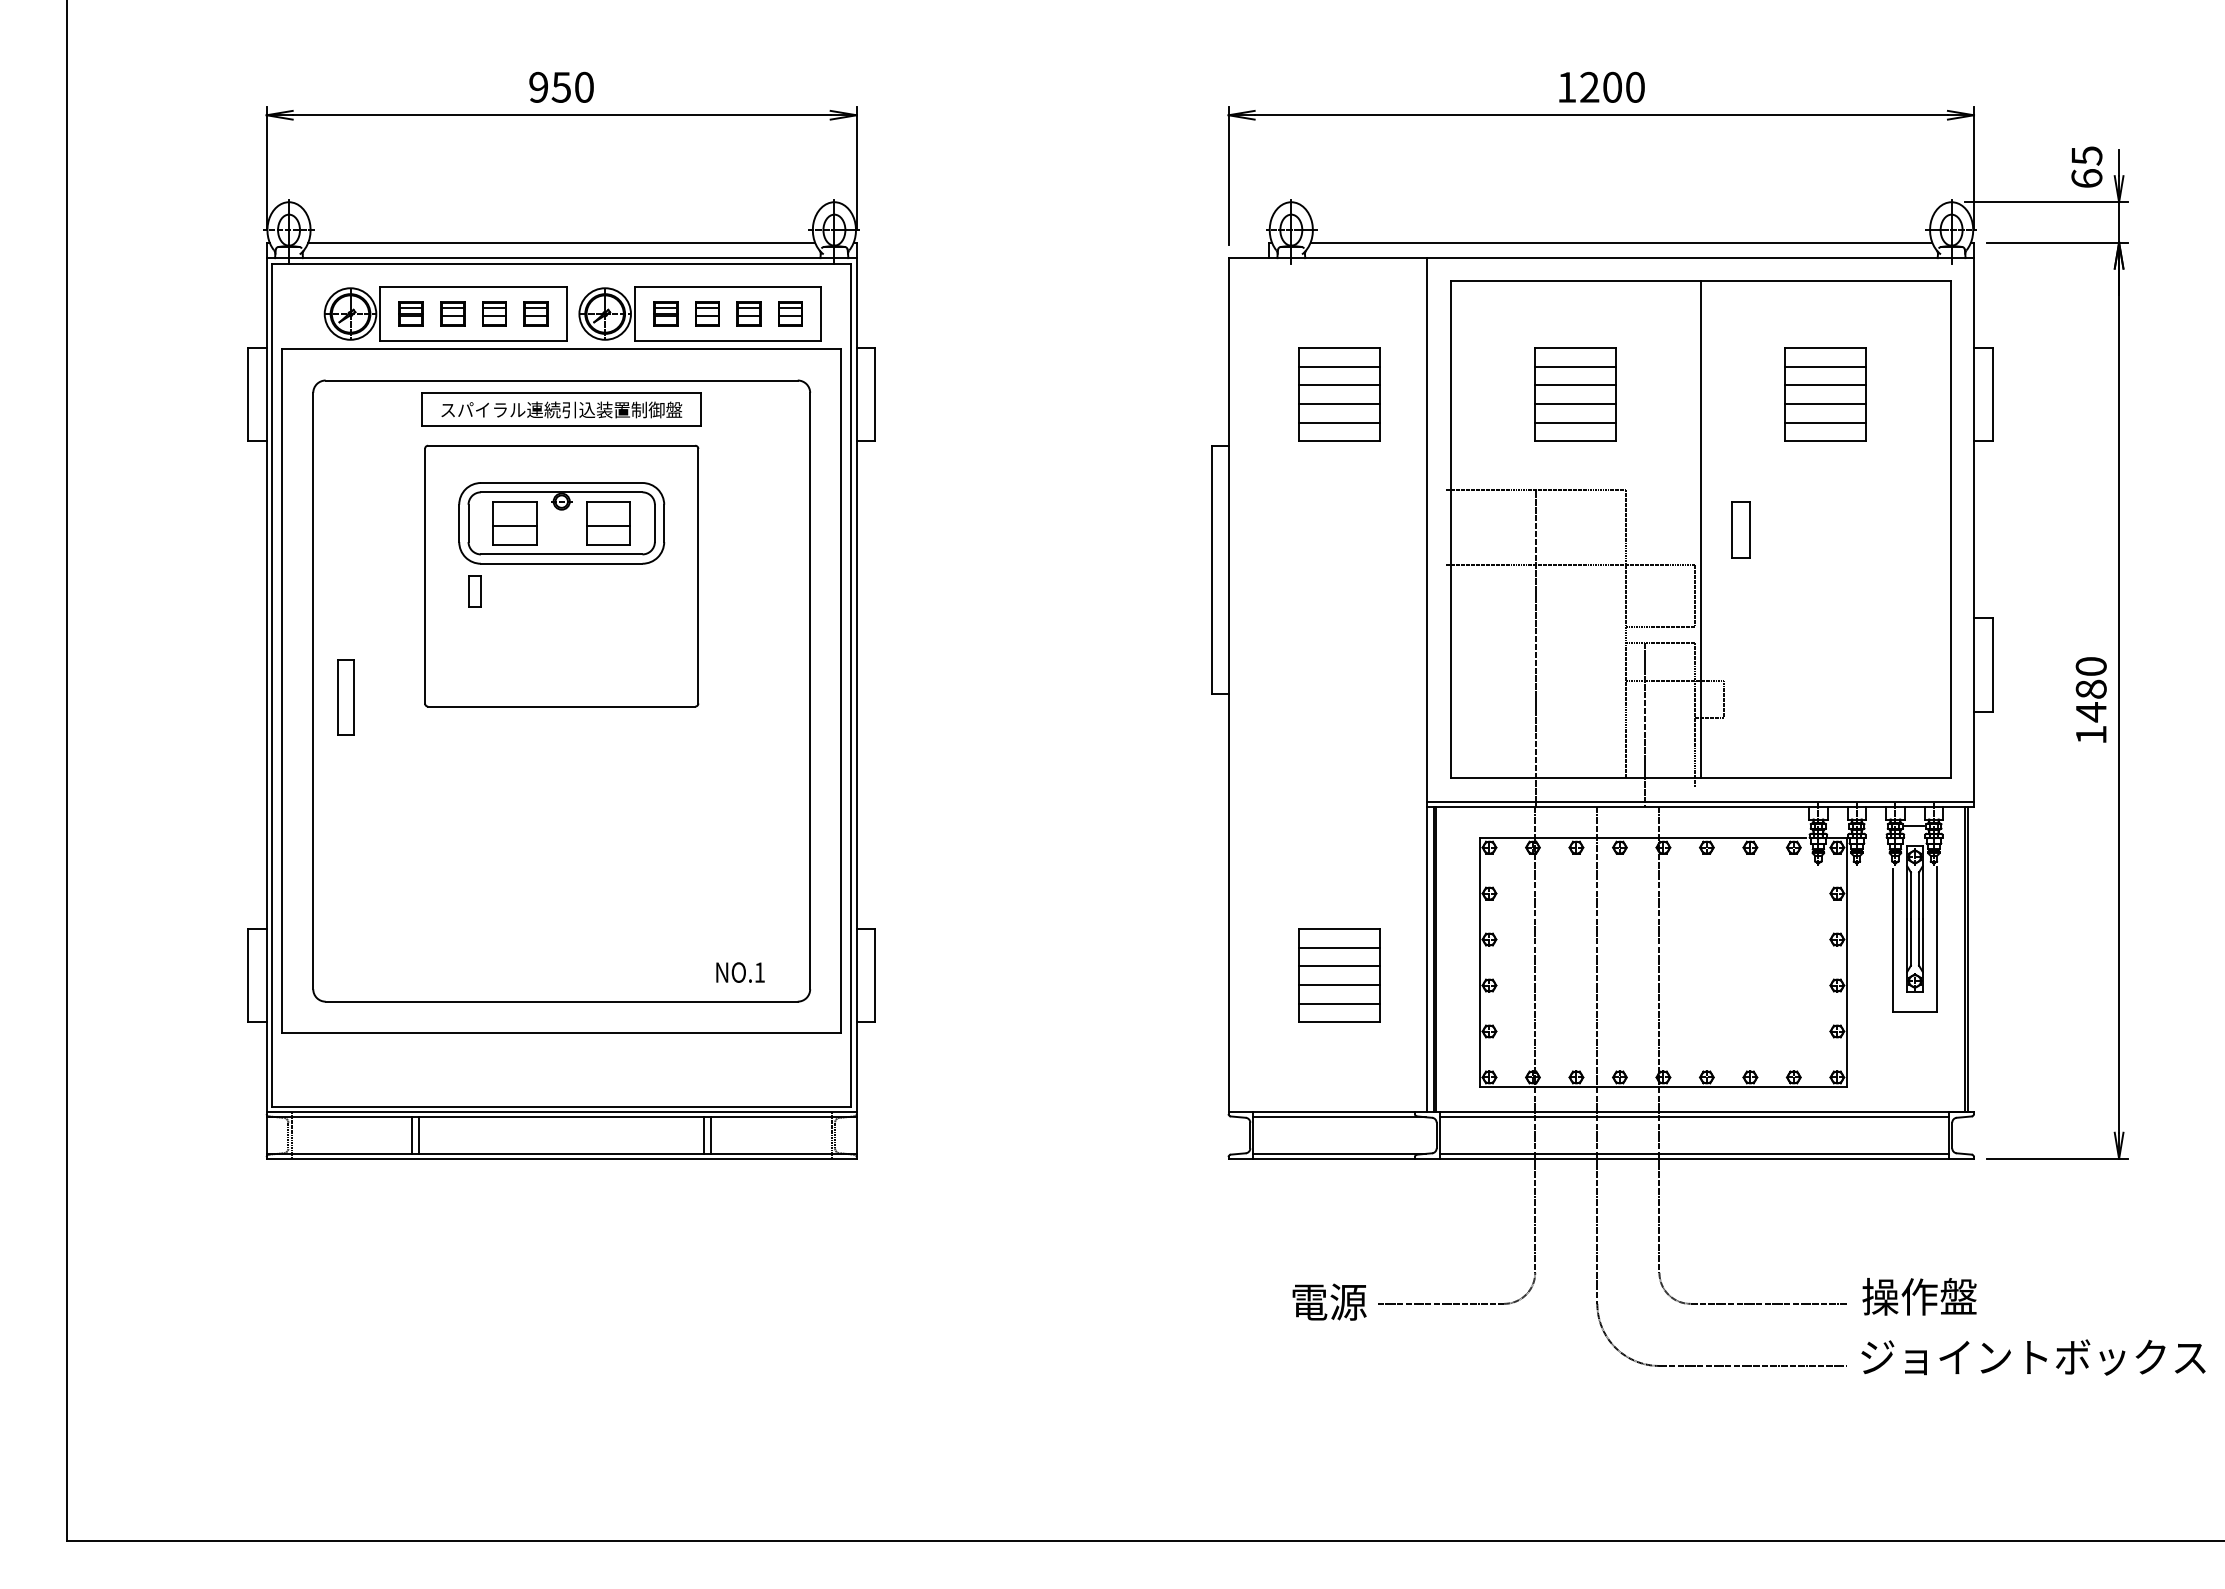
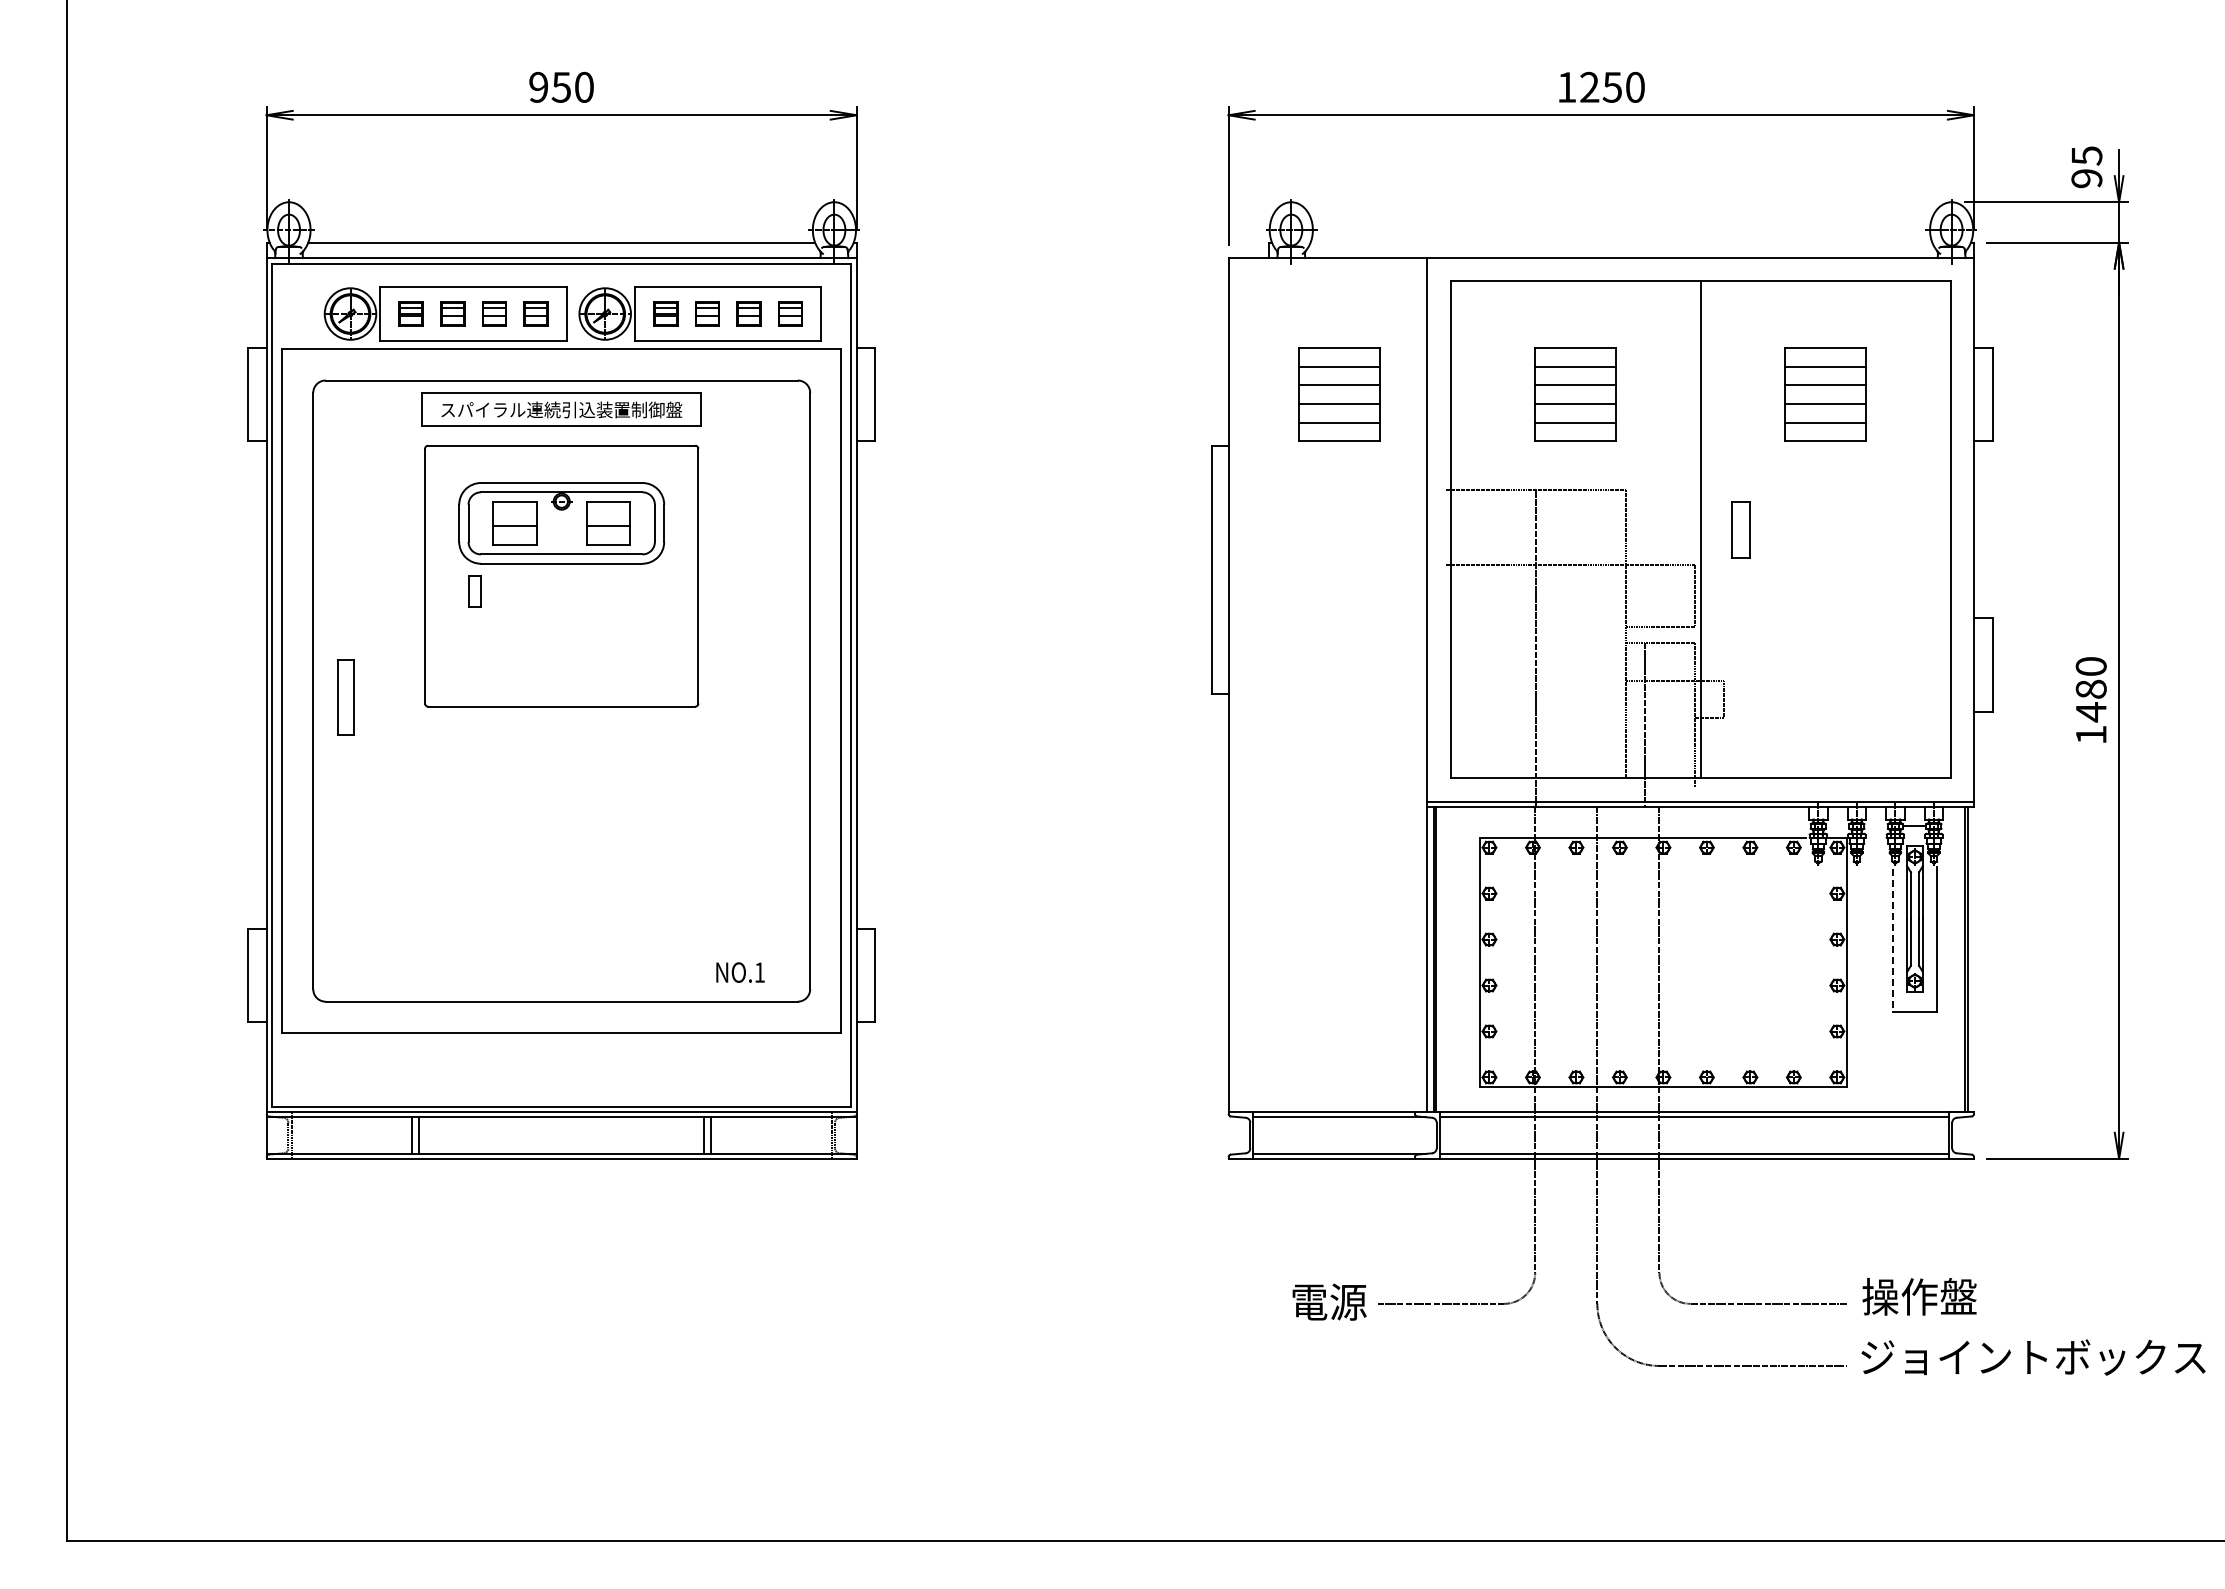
text: 1200 -> 1250 (1611, 86)
text: 65 -> 95 (2086, 178)
line: present -> none (1621, 242)
line: solid -> dashed (1893, 940)
part: present -> none (1339, 975)
